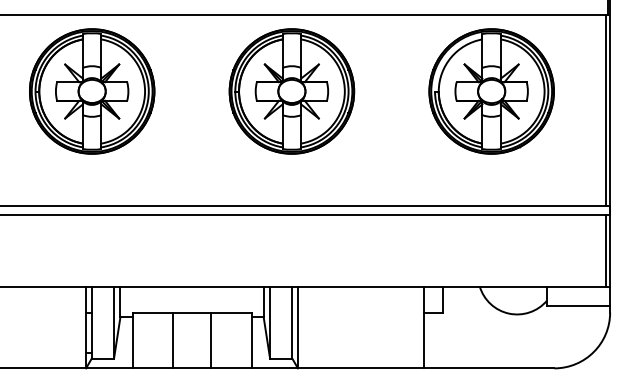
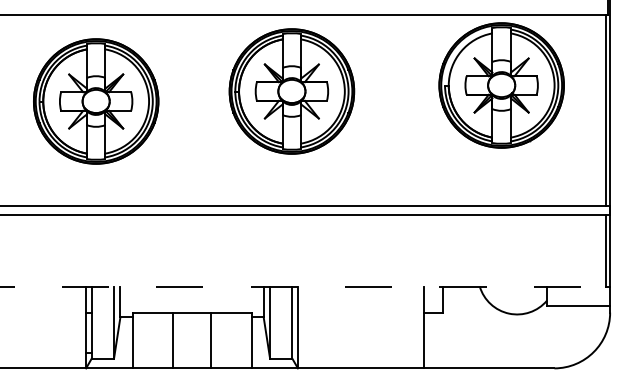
part position: (92, 91) -> (96, 101) (96, 101)
part position: (491, 91) -> (501, 85) (501, 85)
line: solid -> dashed (303, 286)
